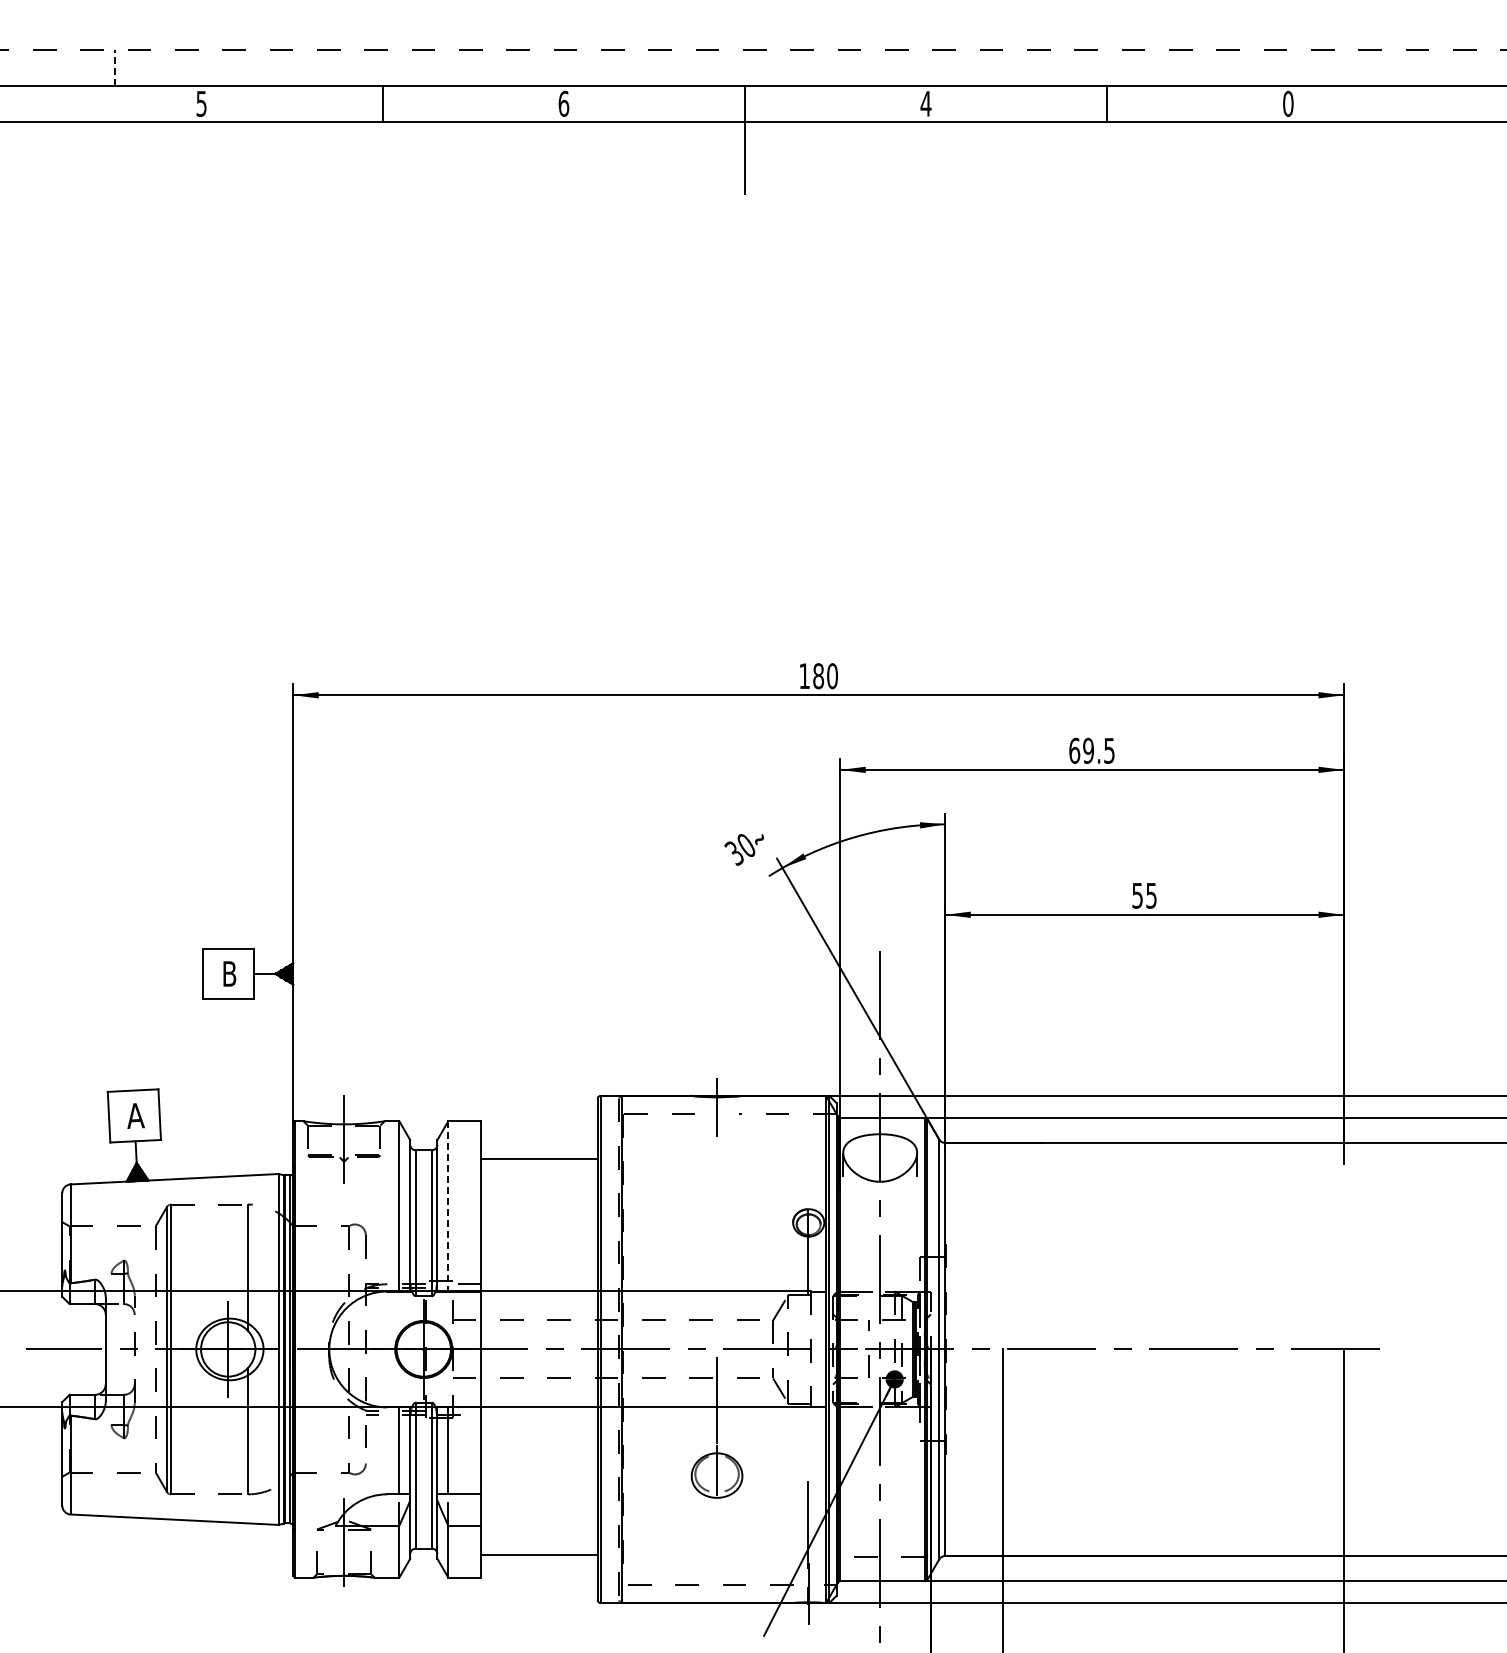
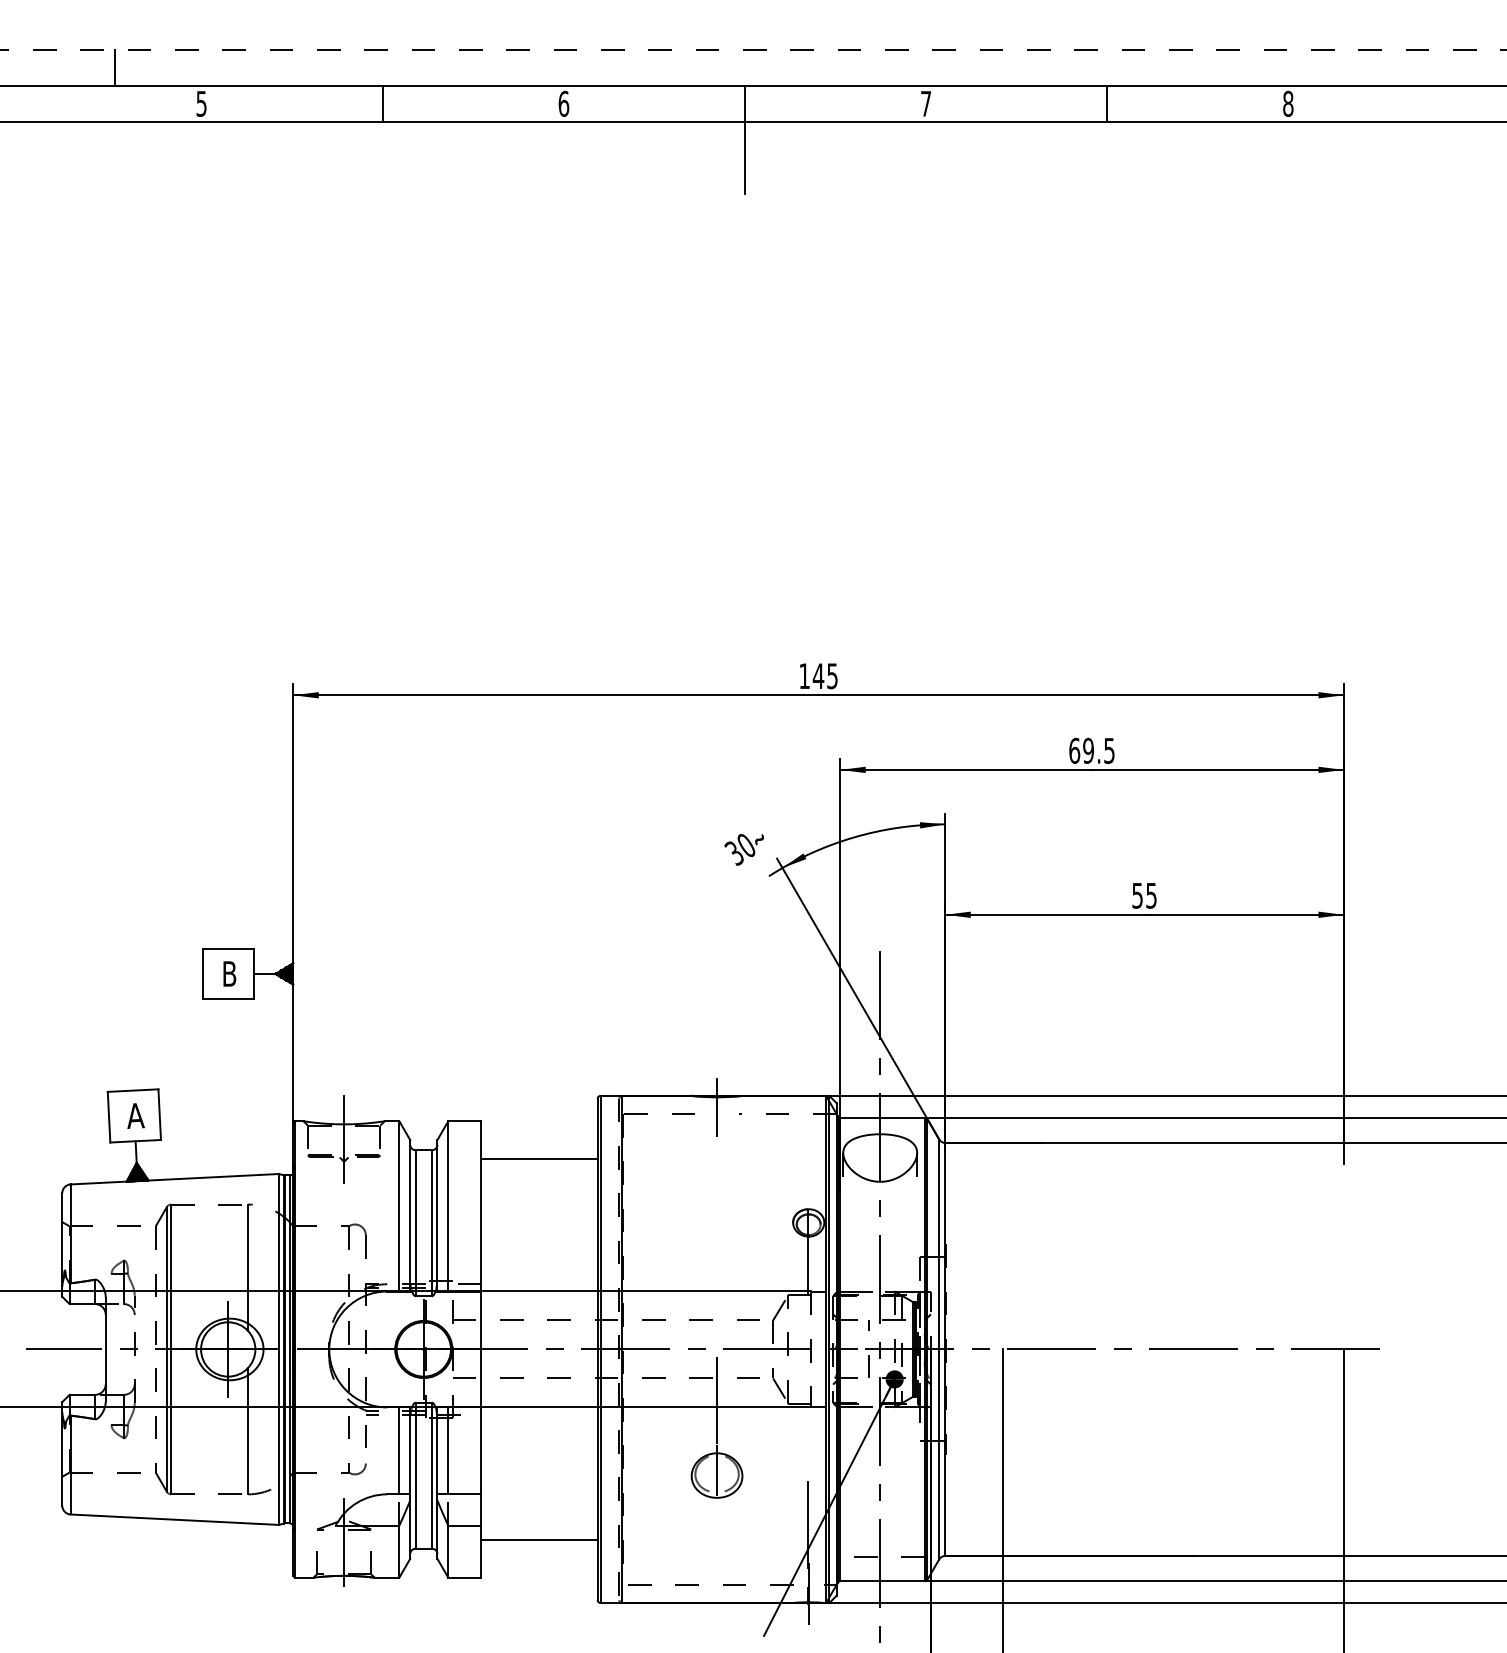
line: dashed -> solid (114, 67)
text: 4 -> 7 (925, 103)
text: 0 -> 8 (1288, 103)
text: 180 -> 145 (824, 676)
line: dashed -> solid (448, 1206)
line position: (539, 1554) -> (539, 1539) (539, 1539)
